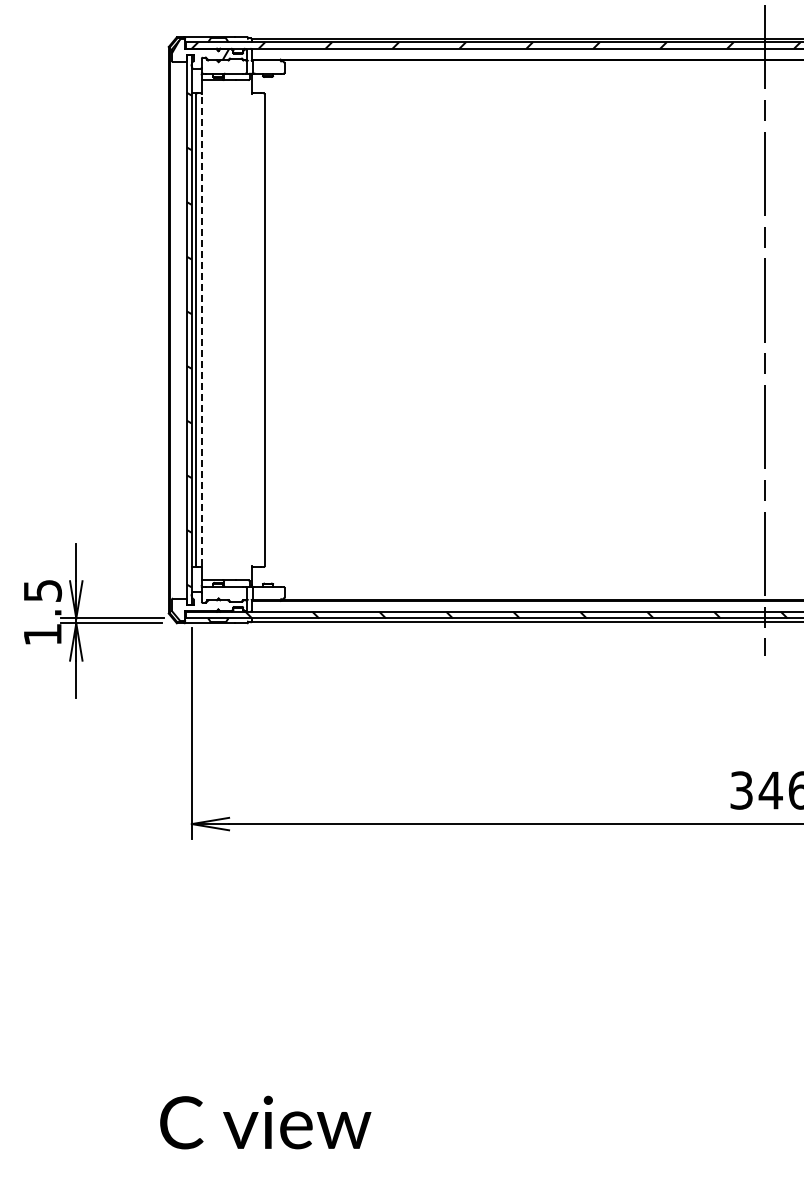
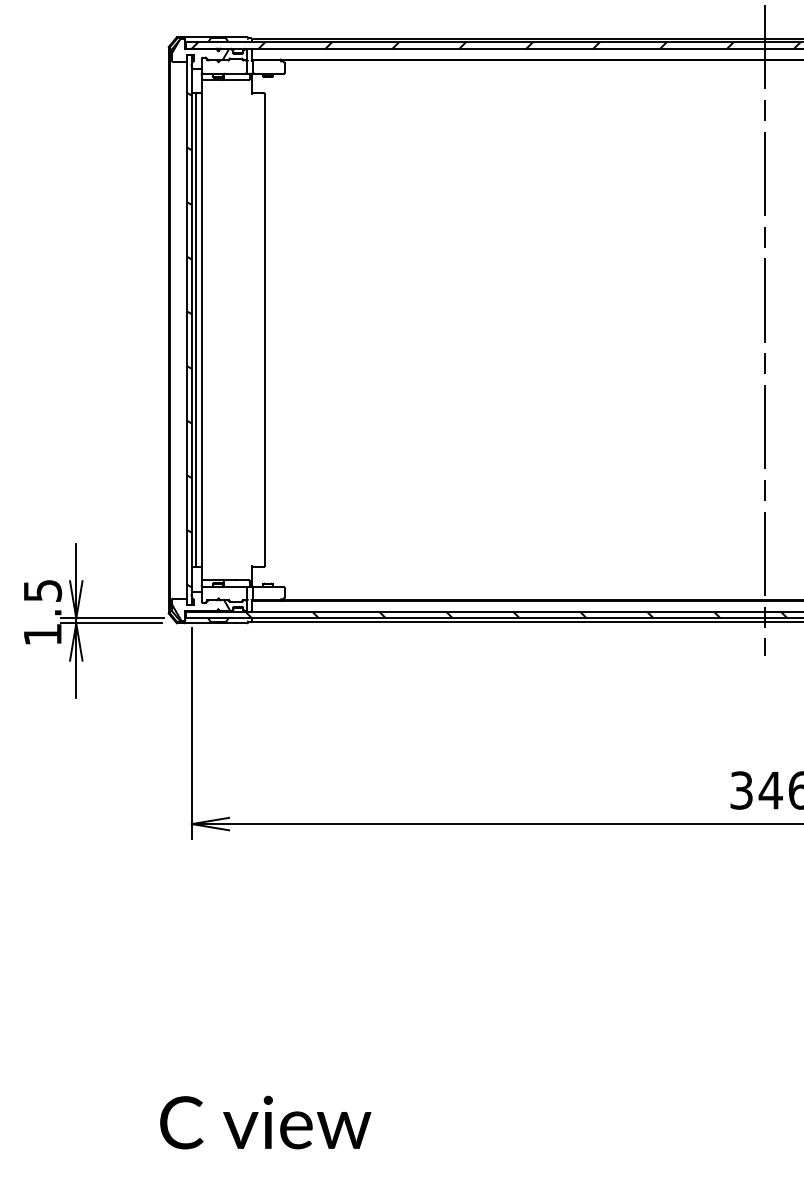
line: dashed -> solid (201, 330)
hatch: none -> present (201, 610)
